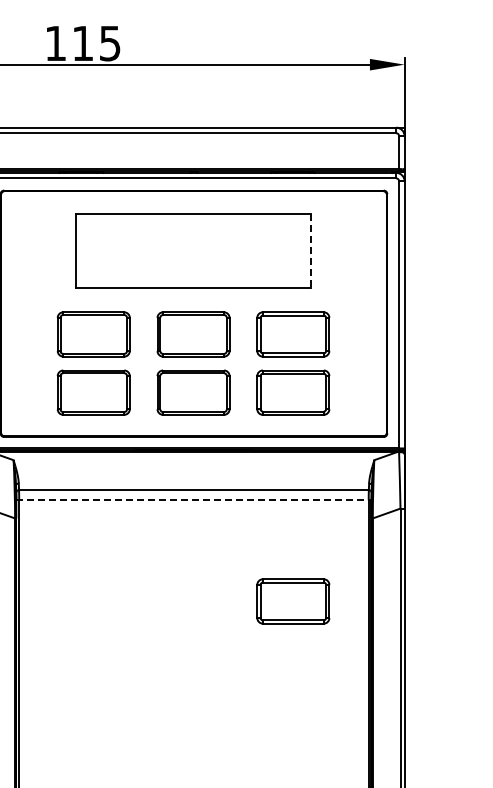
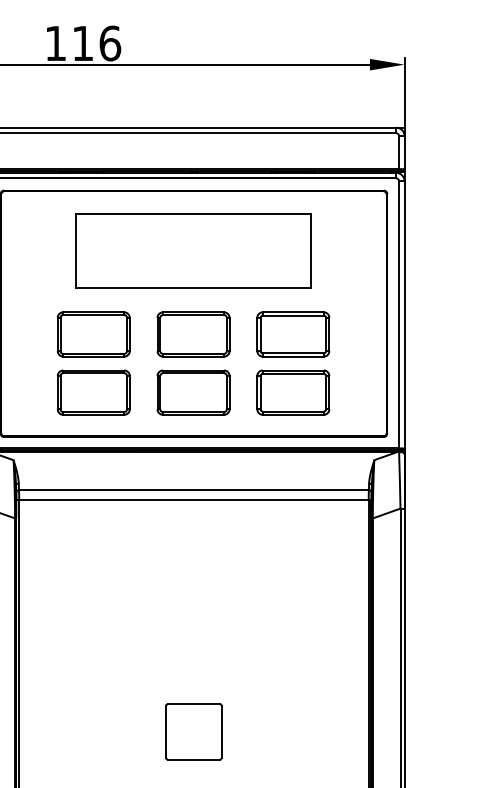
text: 115 -> 116 (110, 43)
line: dashed -> solid (311, 251)
line: dashed -> solid (193, 500)
part: present -> none (293, 601)
part: none -> present (193, 731)
